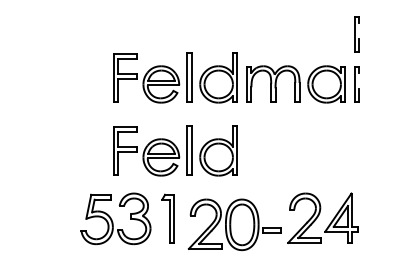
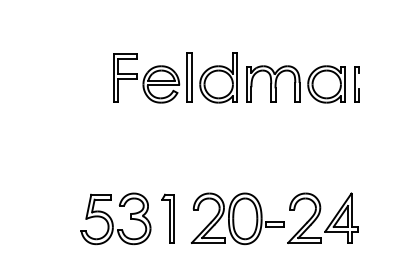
part: present -> none (356, 34)
part: present -> none (175, 150)
part position: (234, 224) -> (237, 218) (237, 218)
